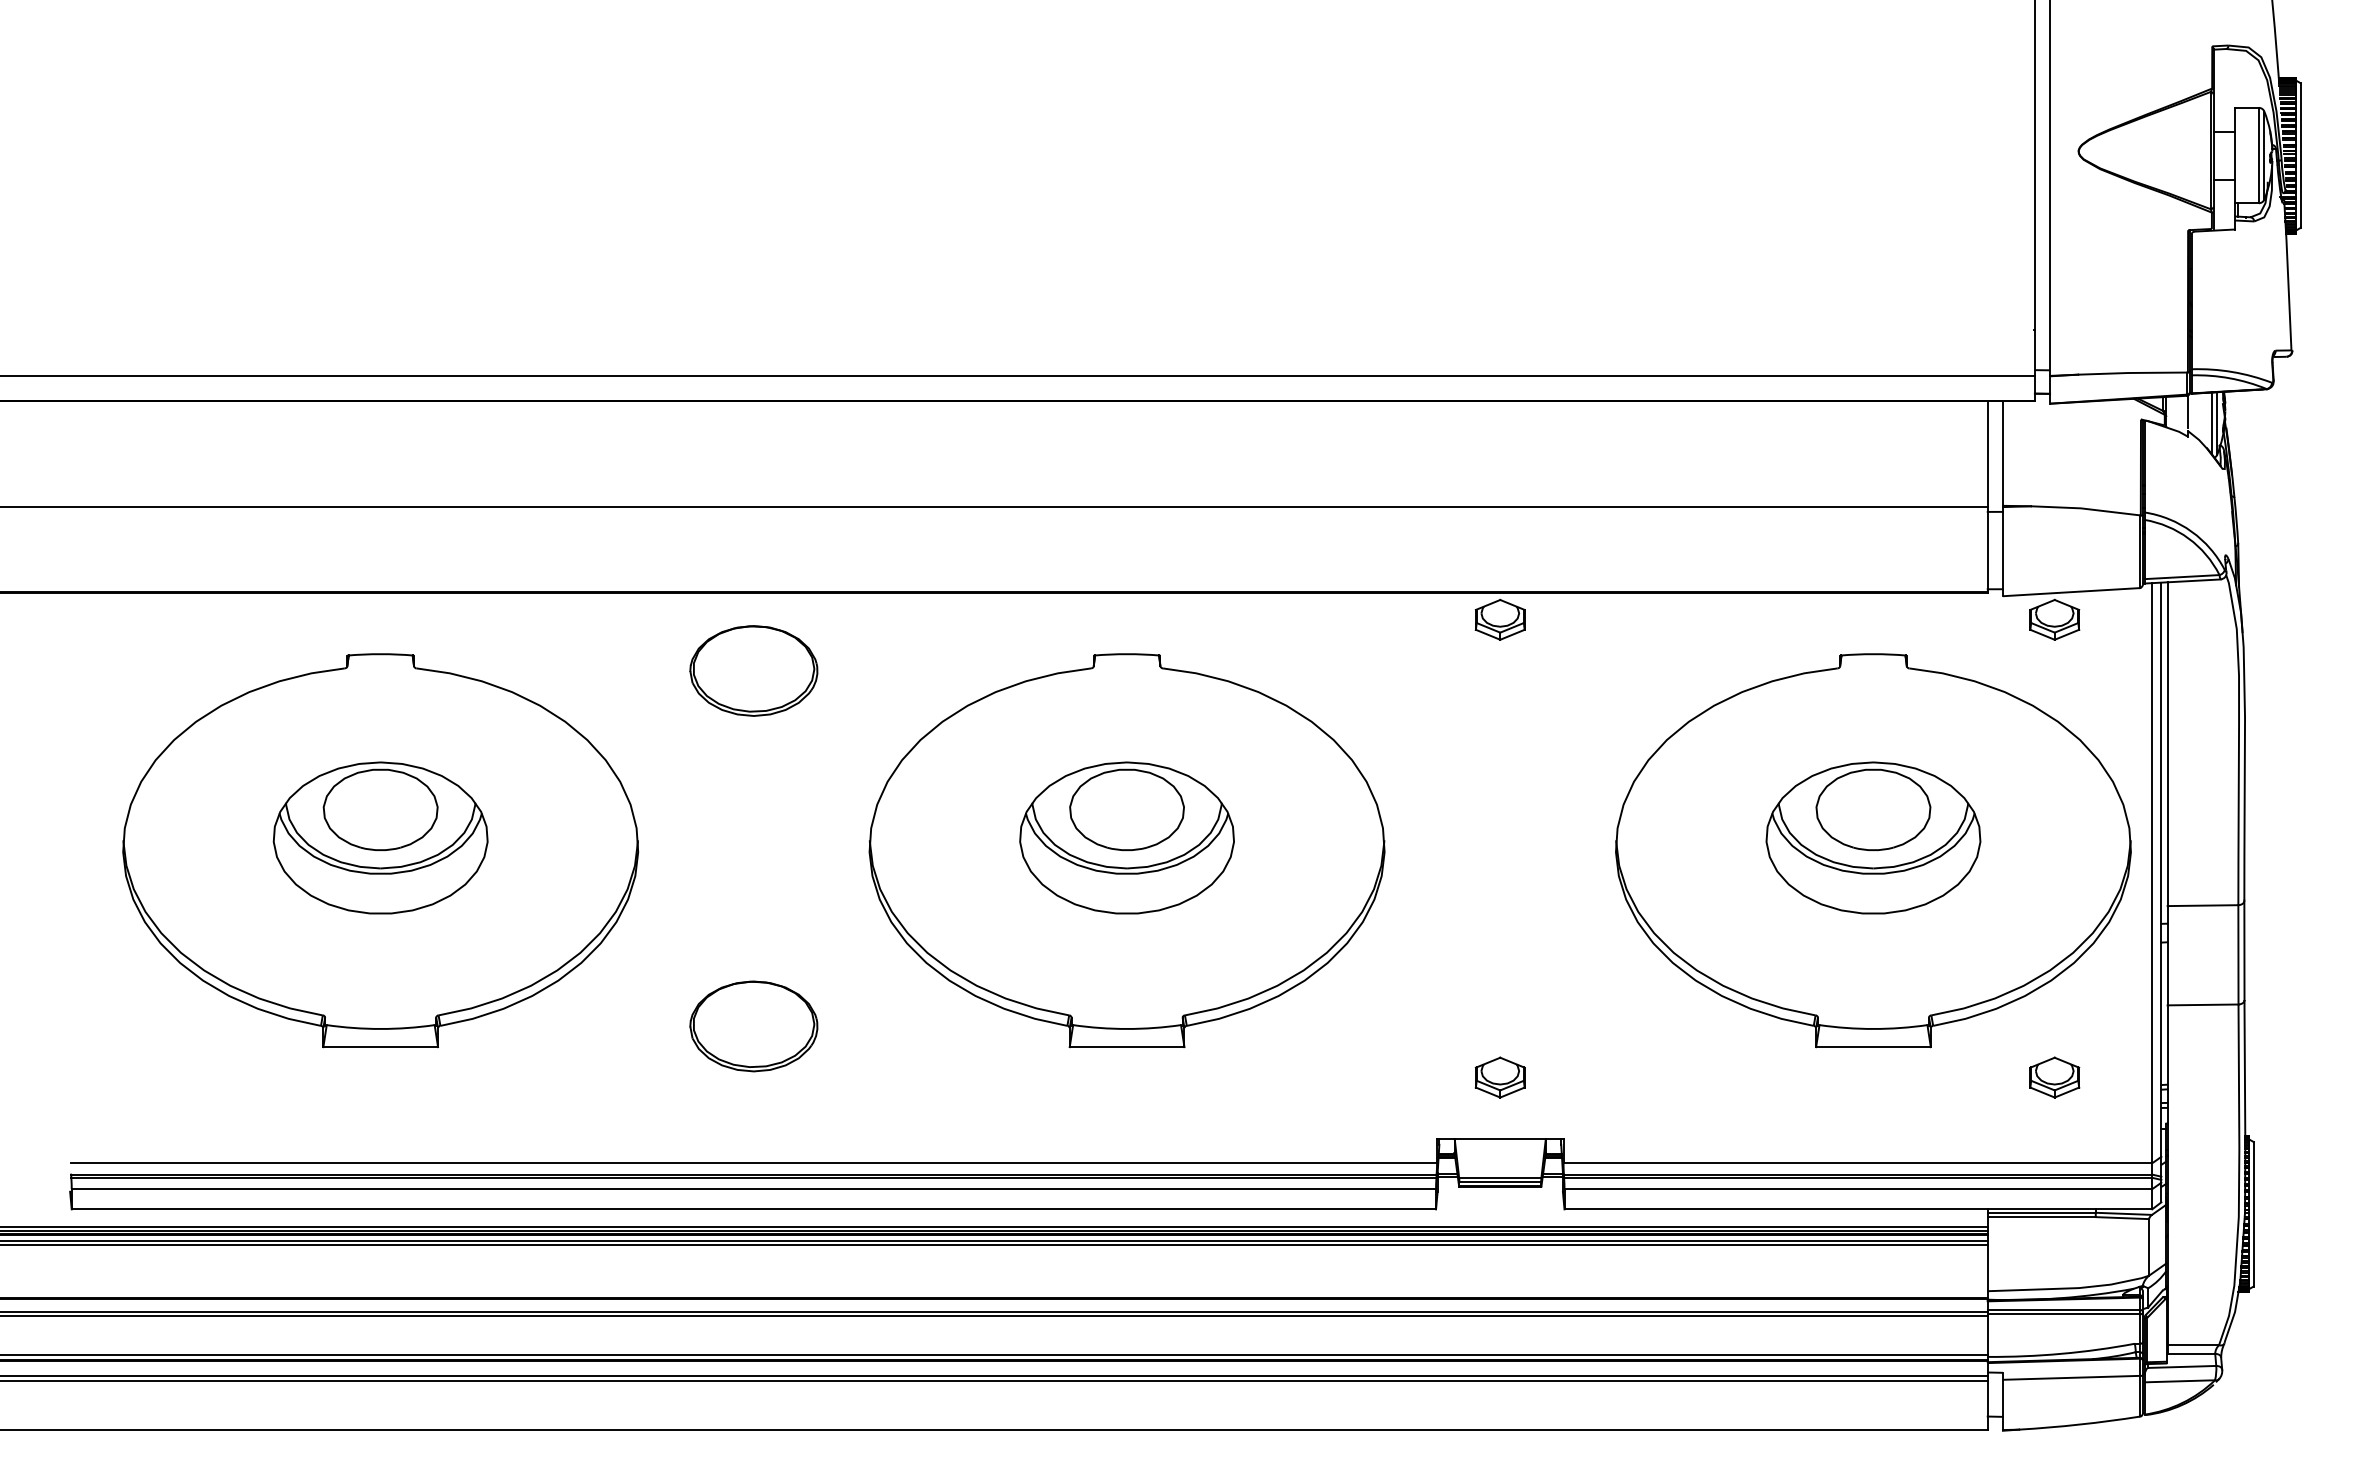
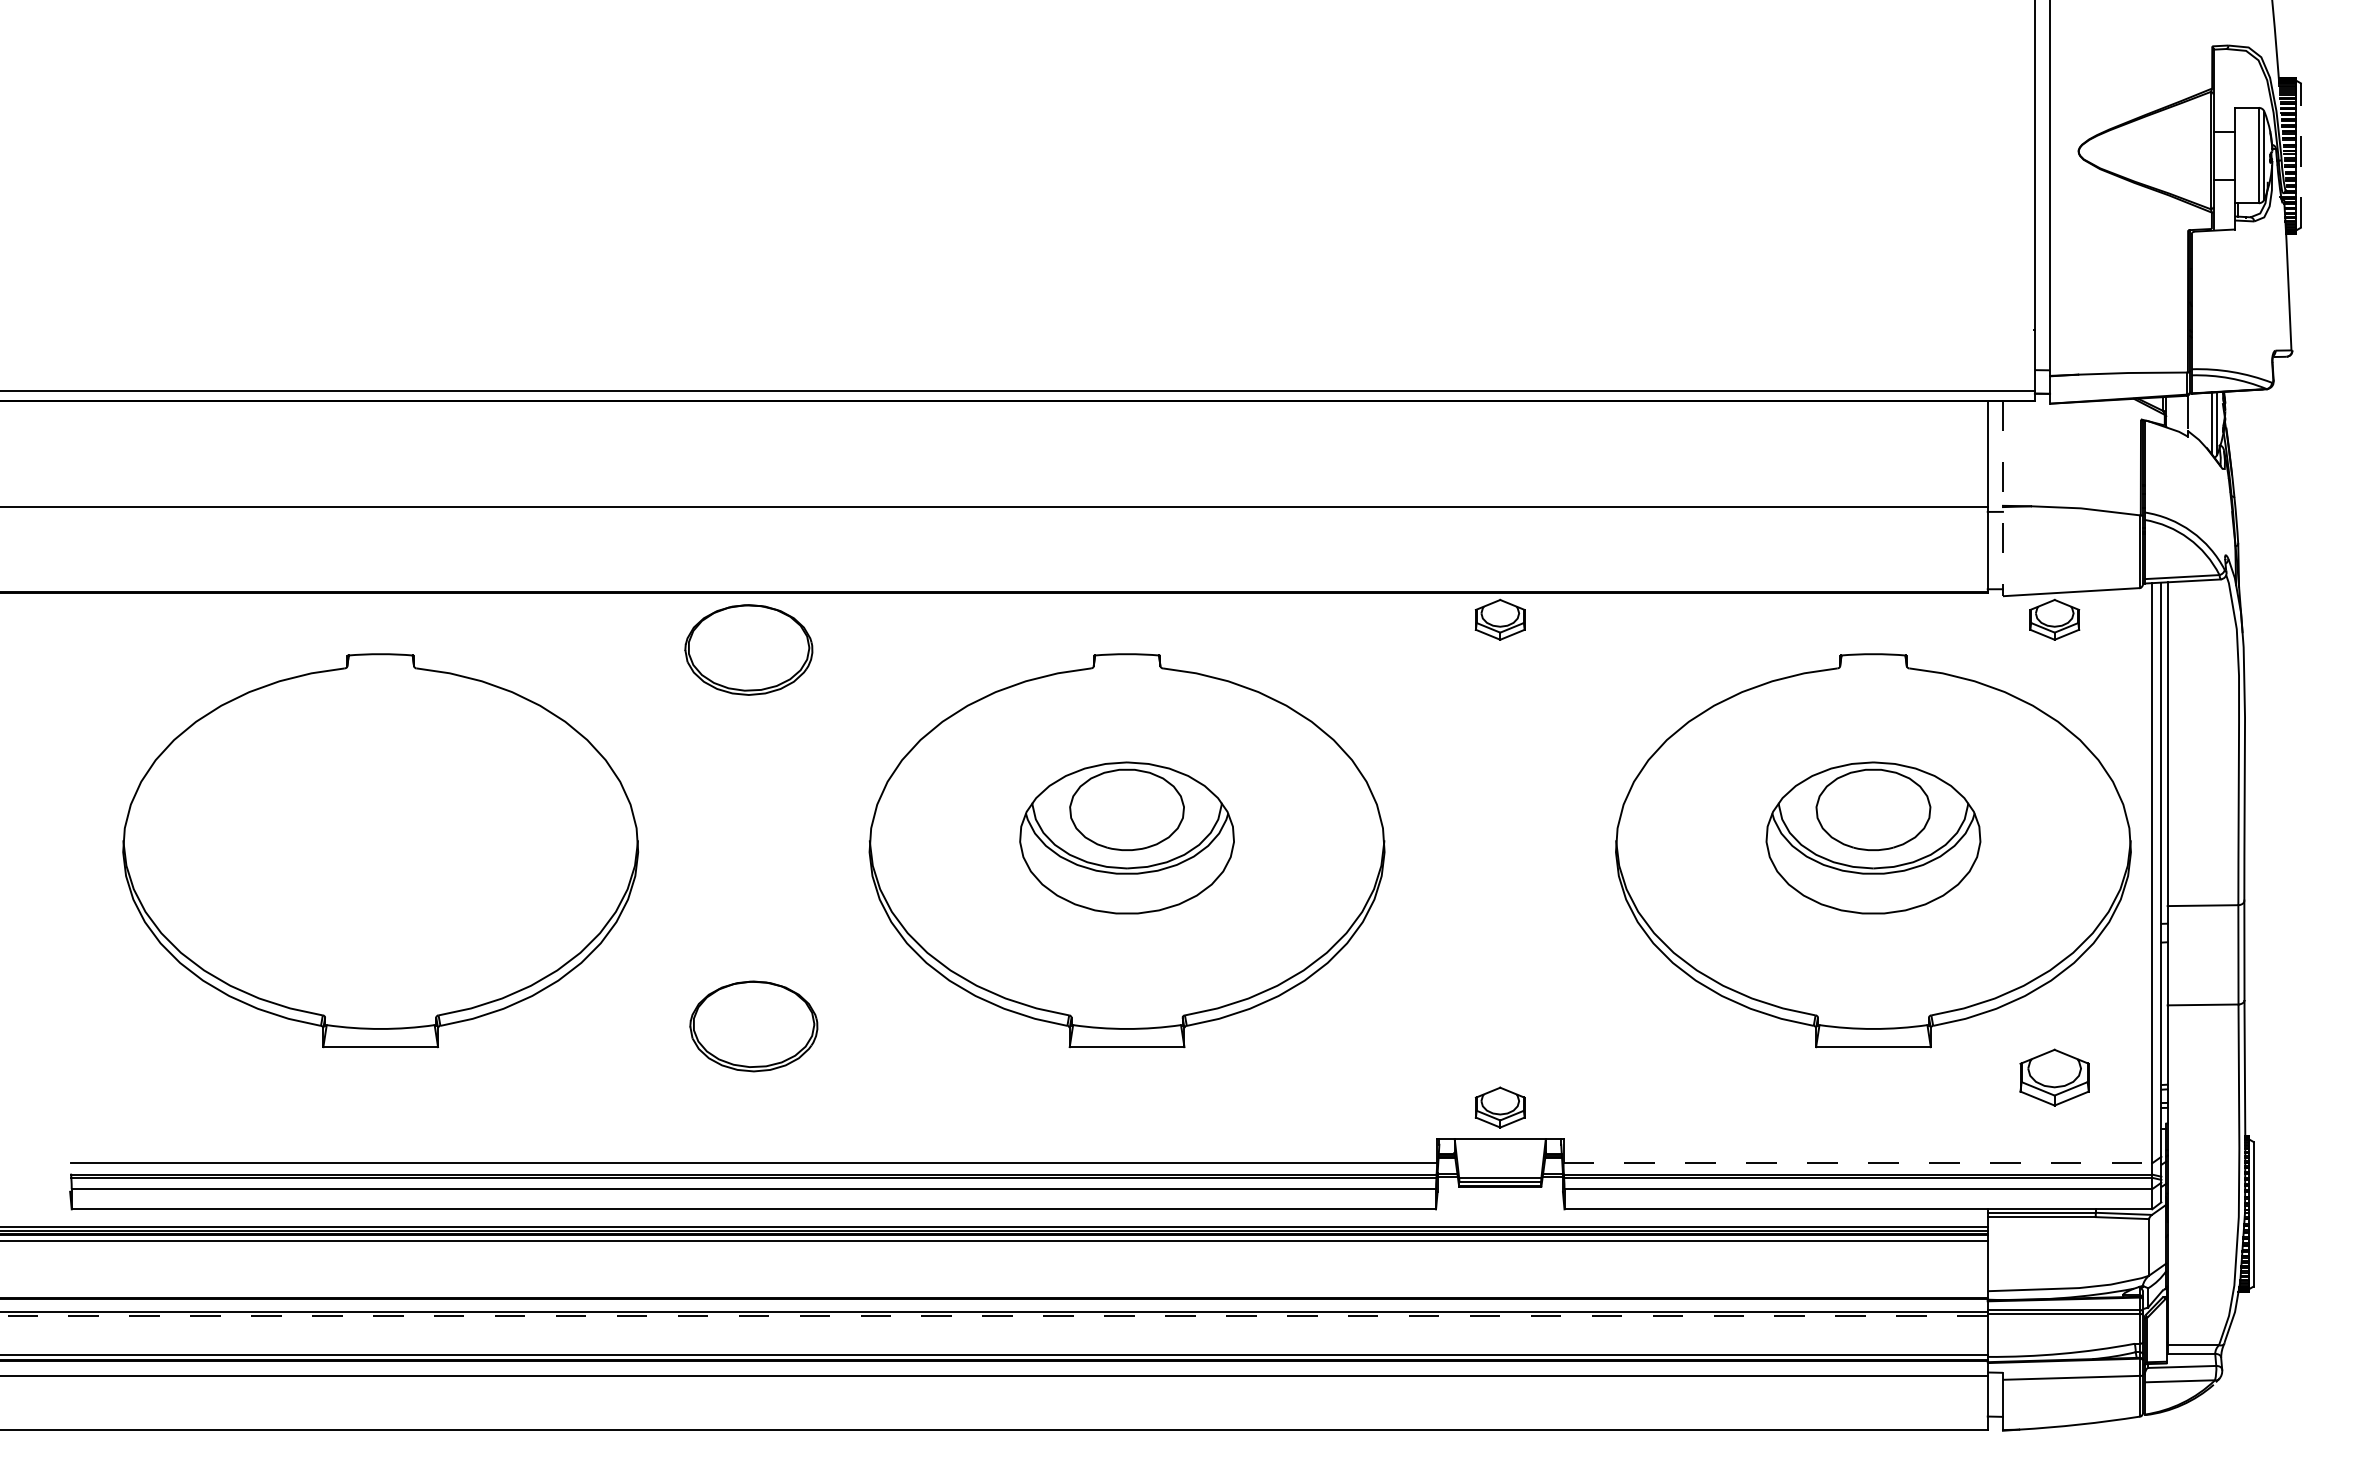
line: solid -> dashed (2300, 155)
line position: (1018, 376) -> (1018, 391) (1018, 391)
line: solid -> dashed (2002, 498)
part position: (753, 670) -> (748, 649) (748, 649)
part: present -> none (380, 837)
part position: (1499, 1077) -> (1499, 1107) (1499, 1107)
part size: 52x43 px -> 71x59 px (2054, 1077)
line: solid -> dashed (1858, 1163)
line: present -> none (994, 1245)
line: solid -> dashed (993, 1316)
line: present -> none (994, 1380)
